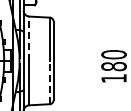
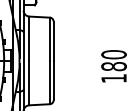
line: dashed -> solid (29, 38)
line: dashed -> solid (49, 82)
